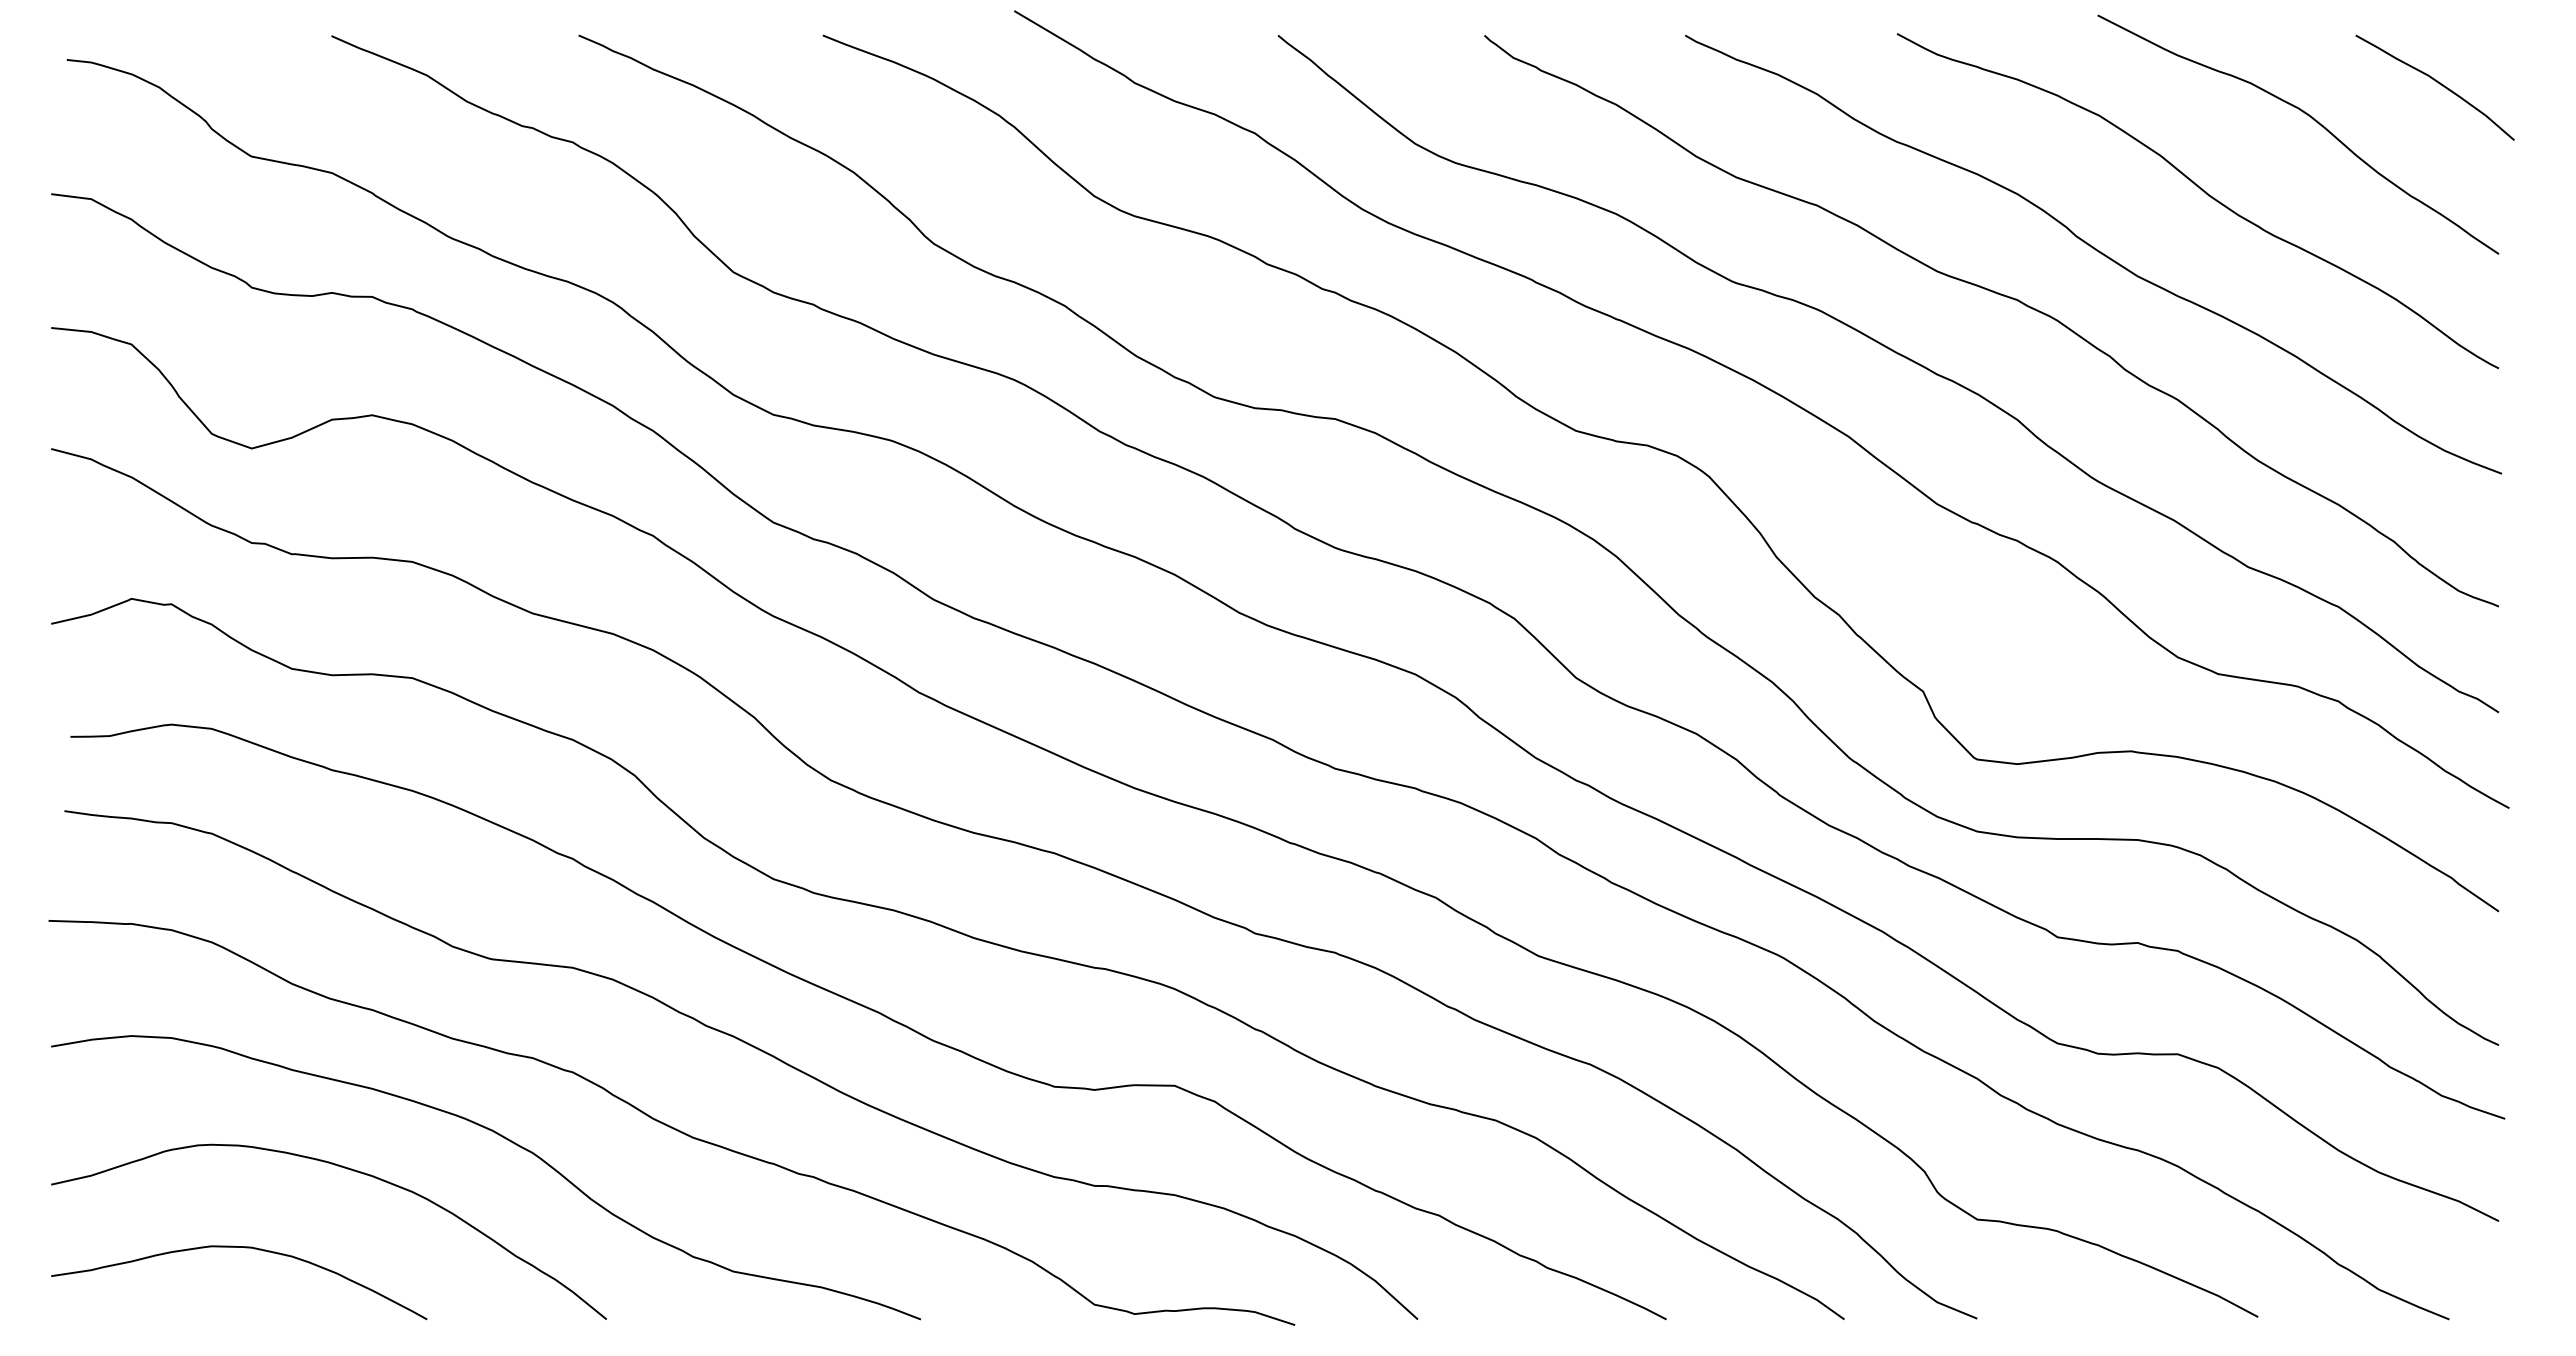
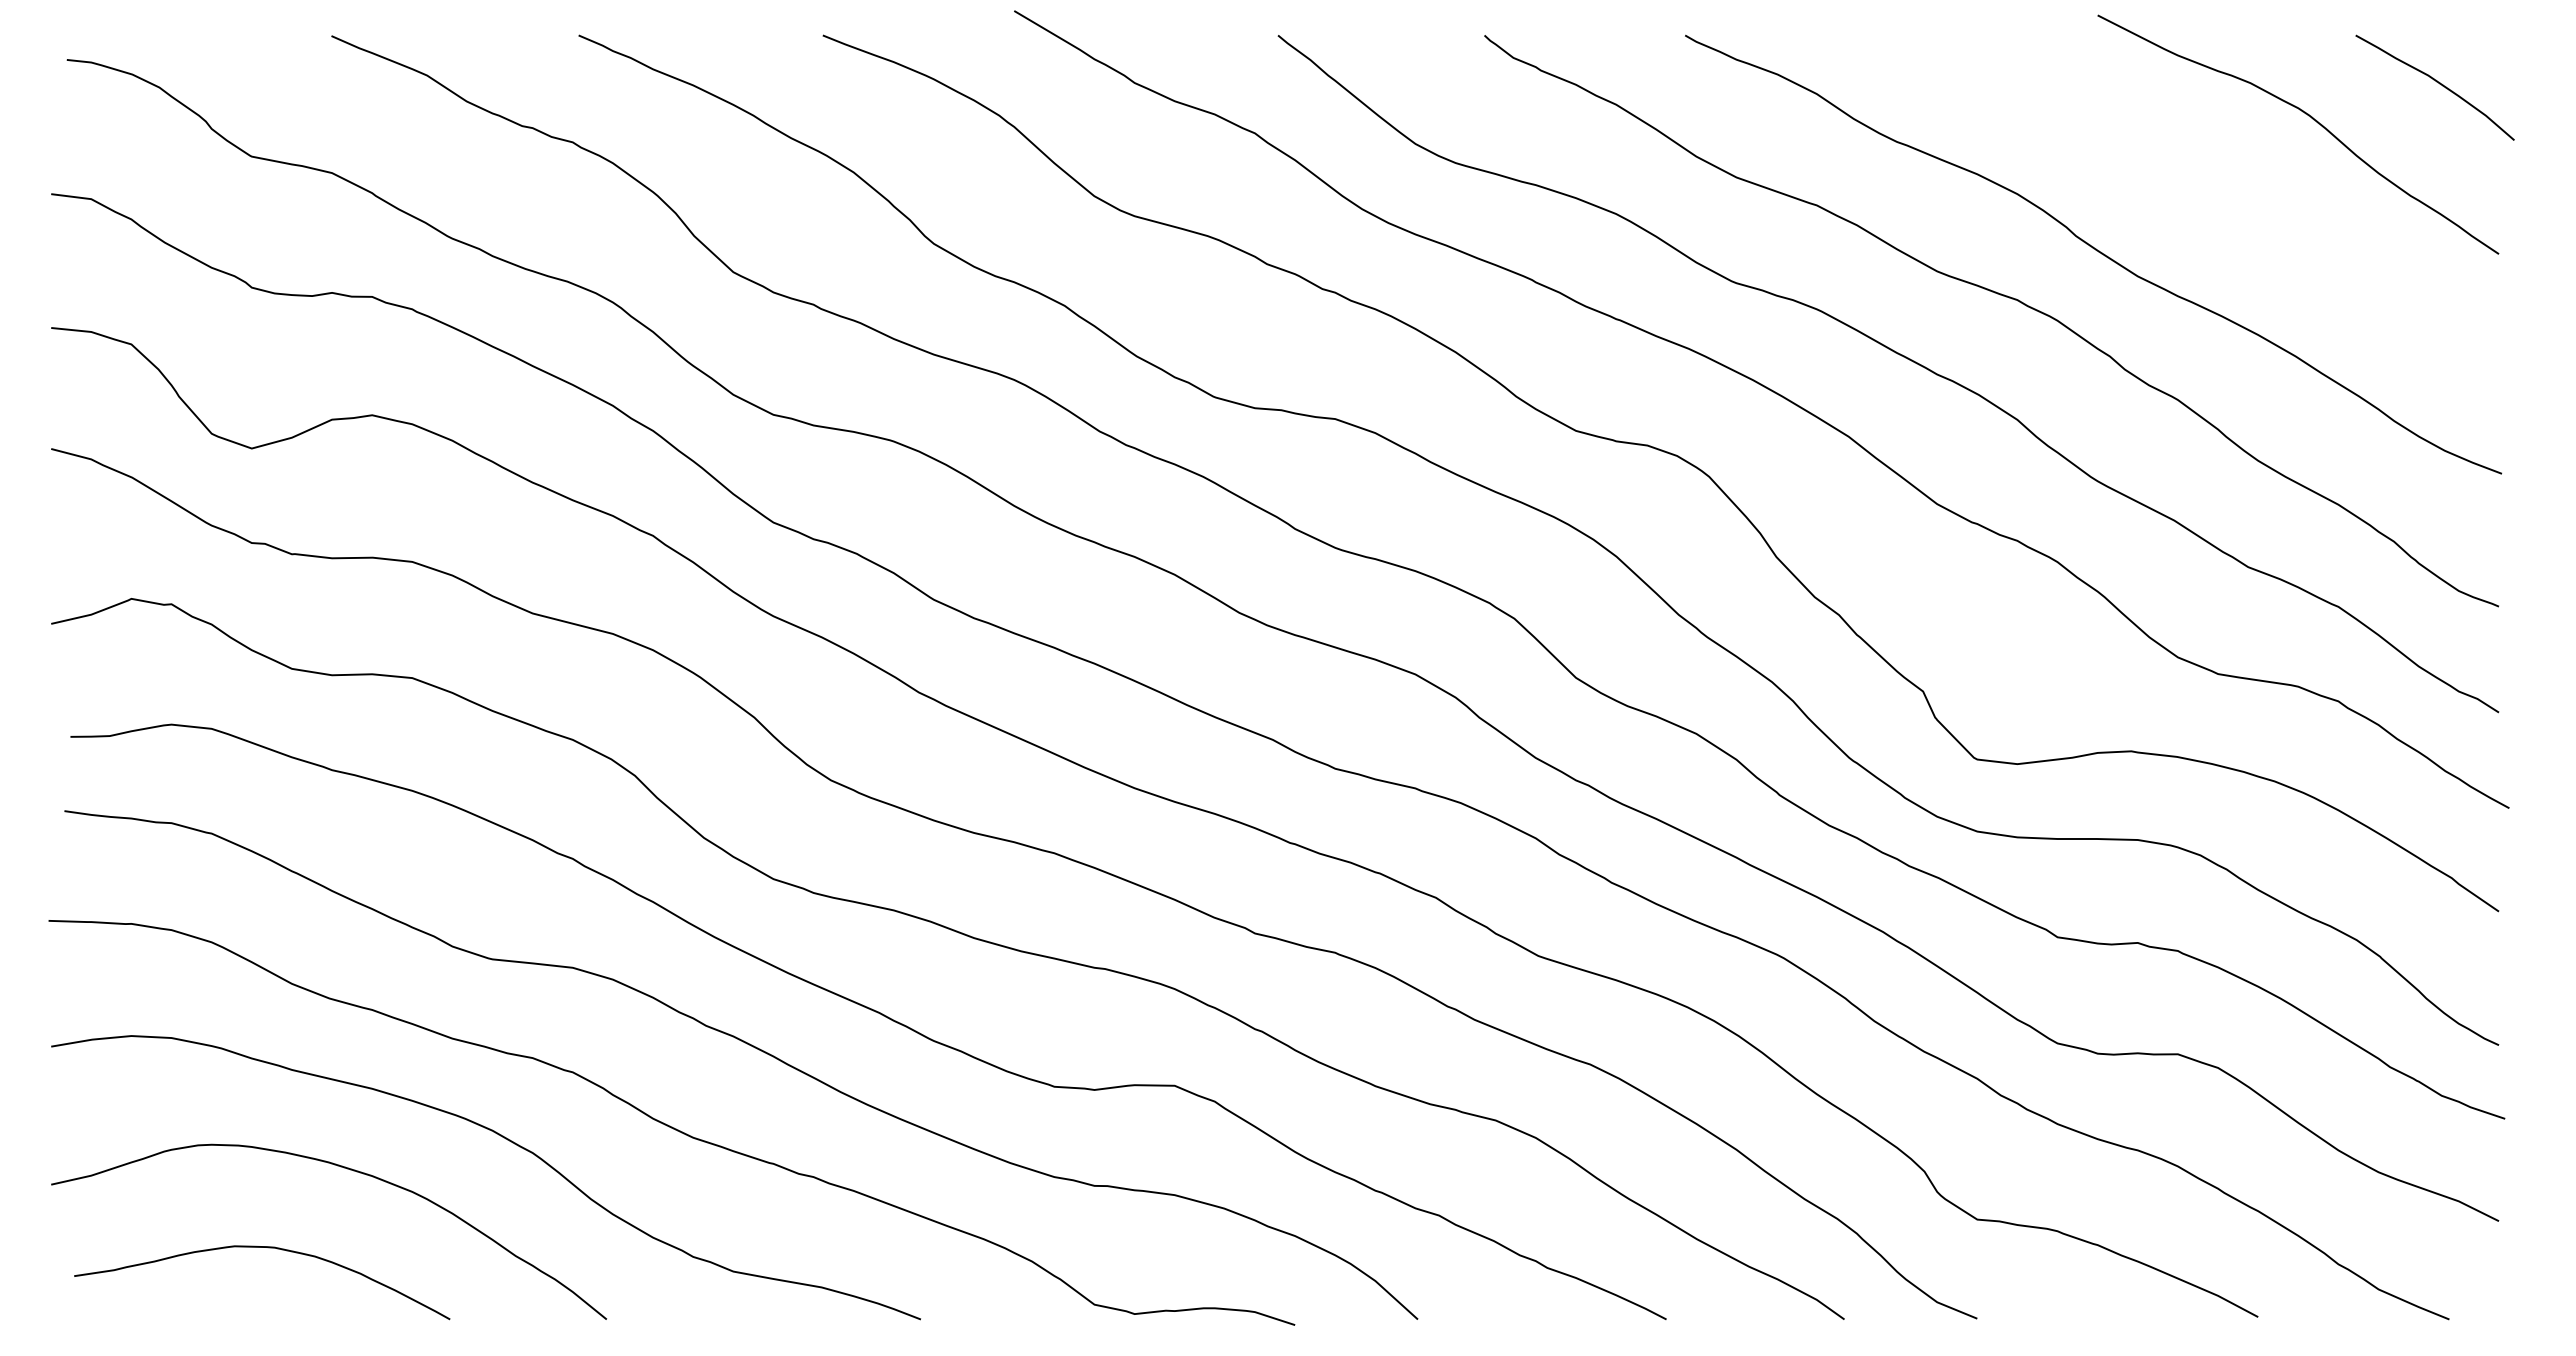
curve: present -> none (2202, 191)
curve position: (245, 1248) -> (268, 1248) (268, 1248)
